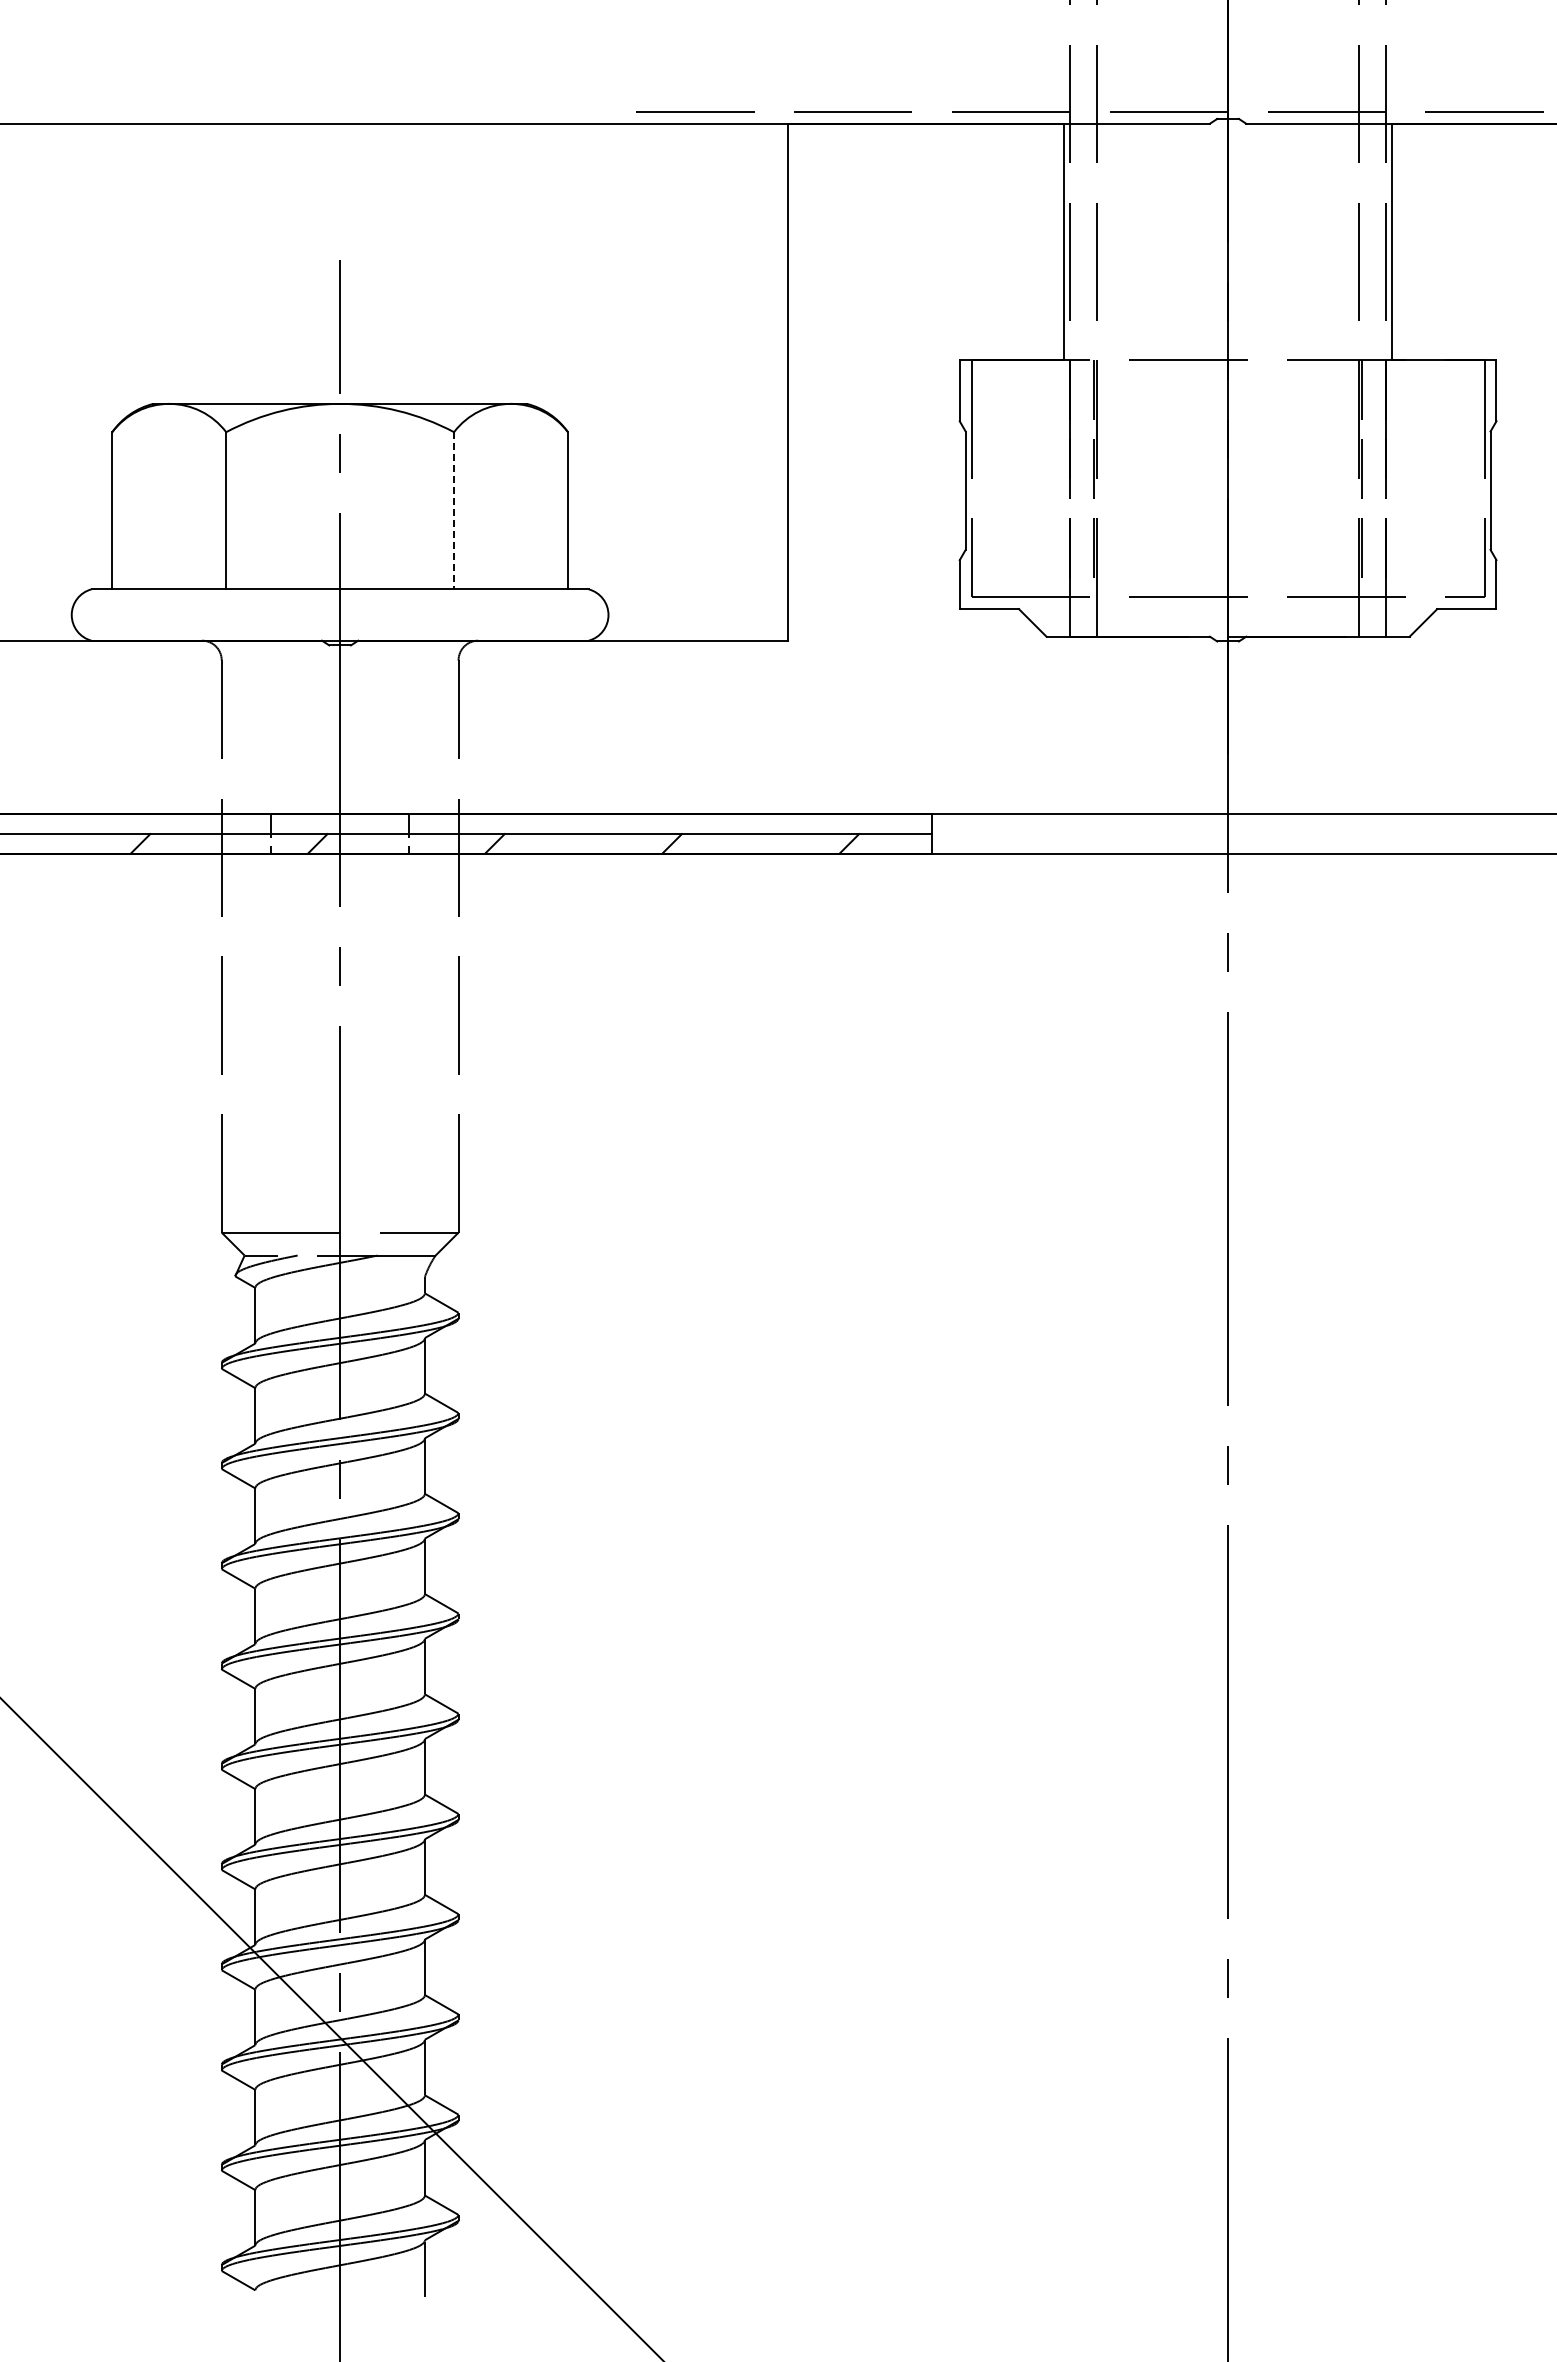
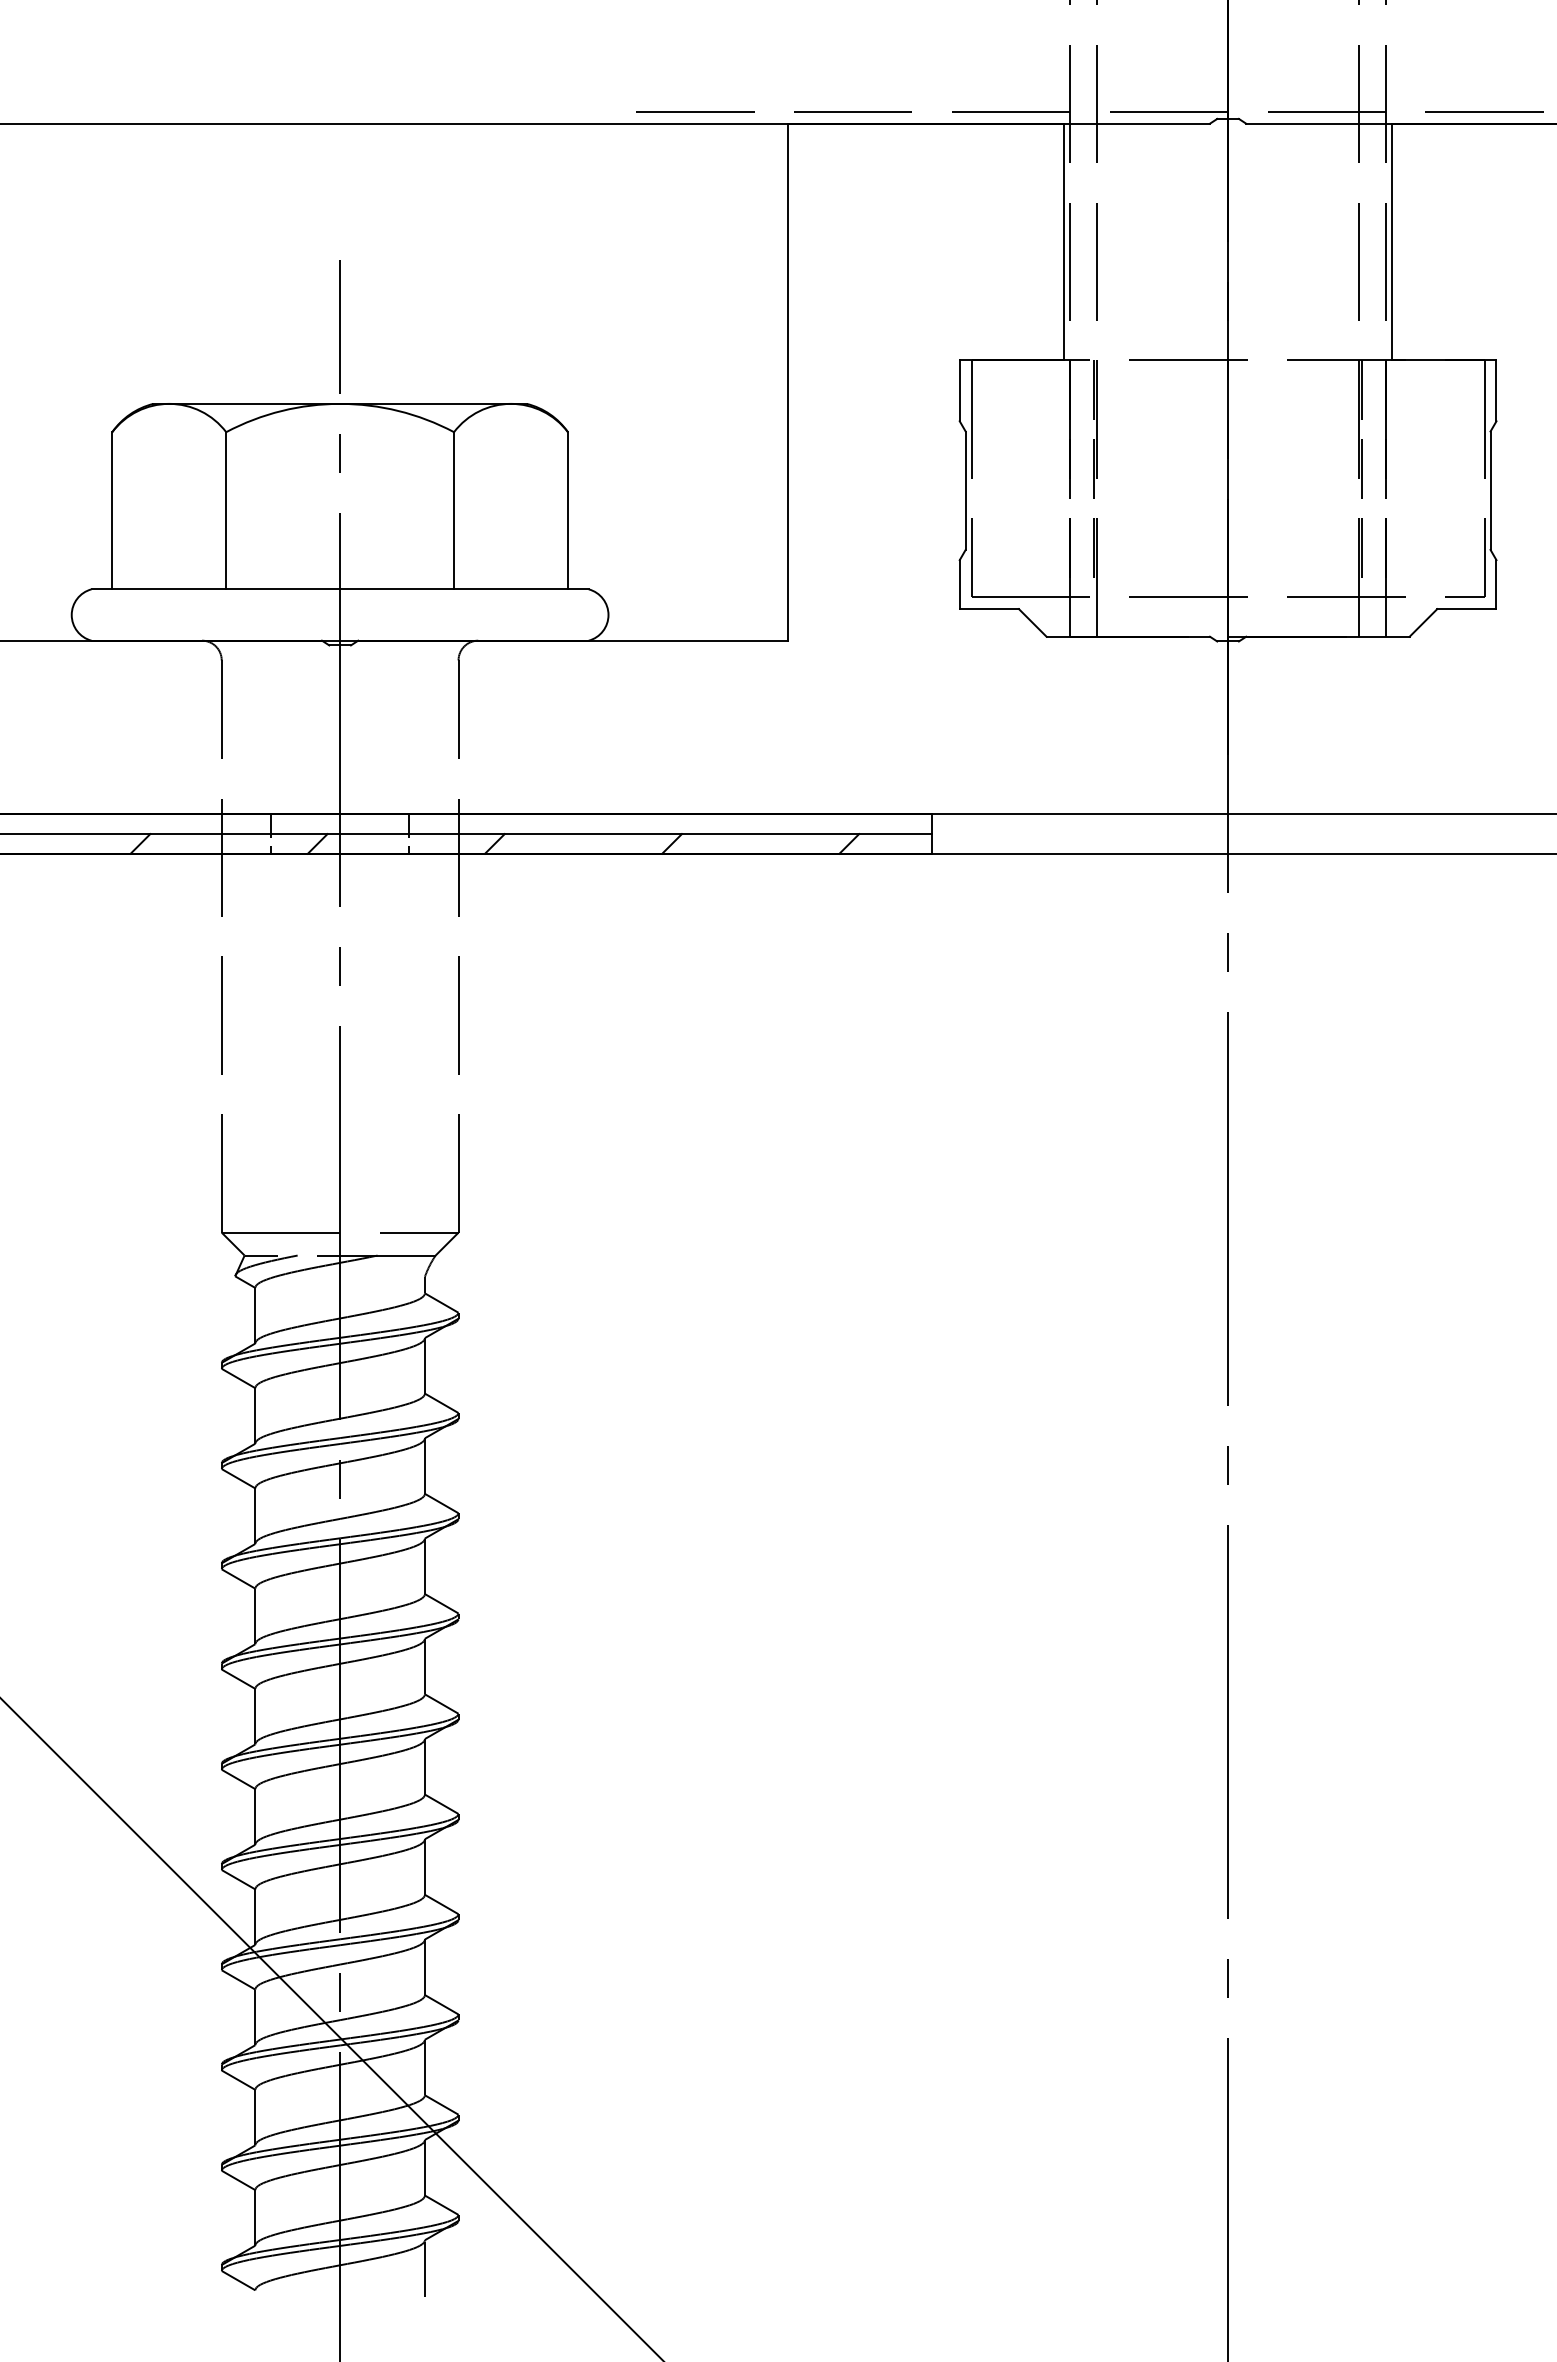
line: dashed -> solid (454, 510)
